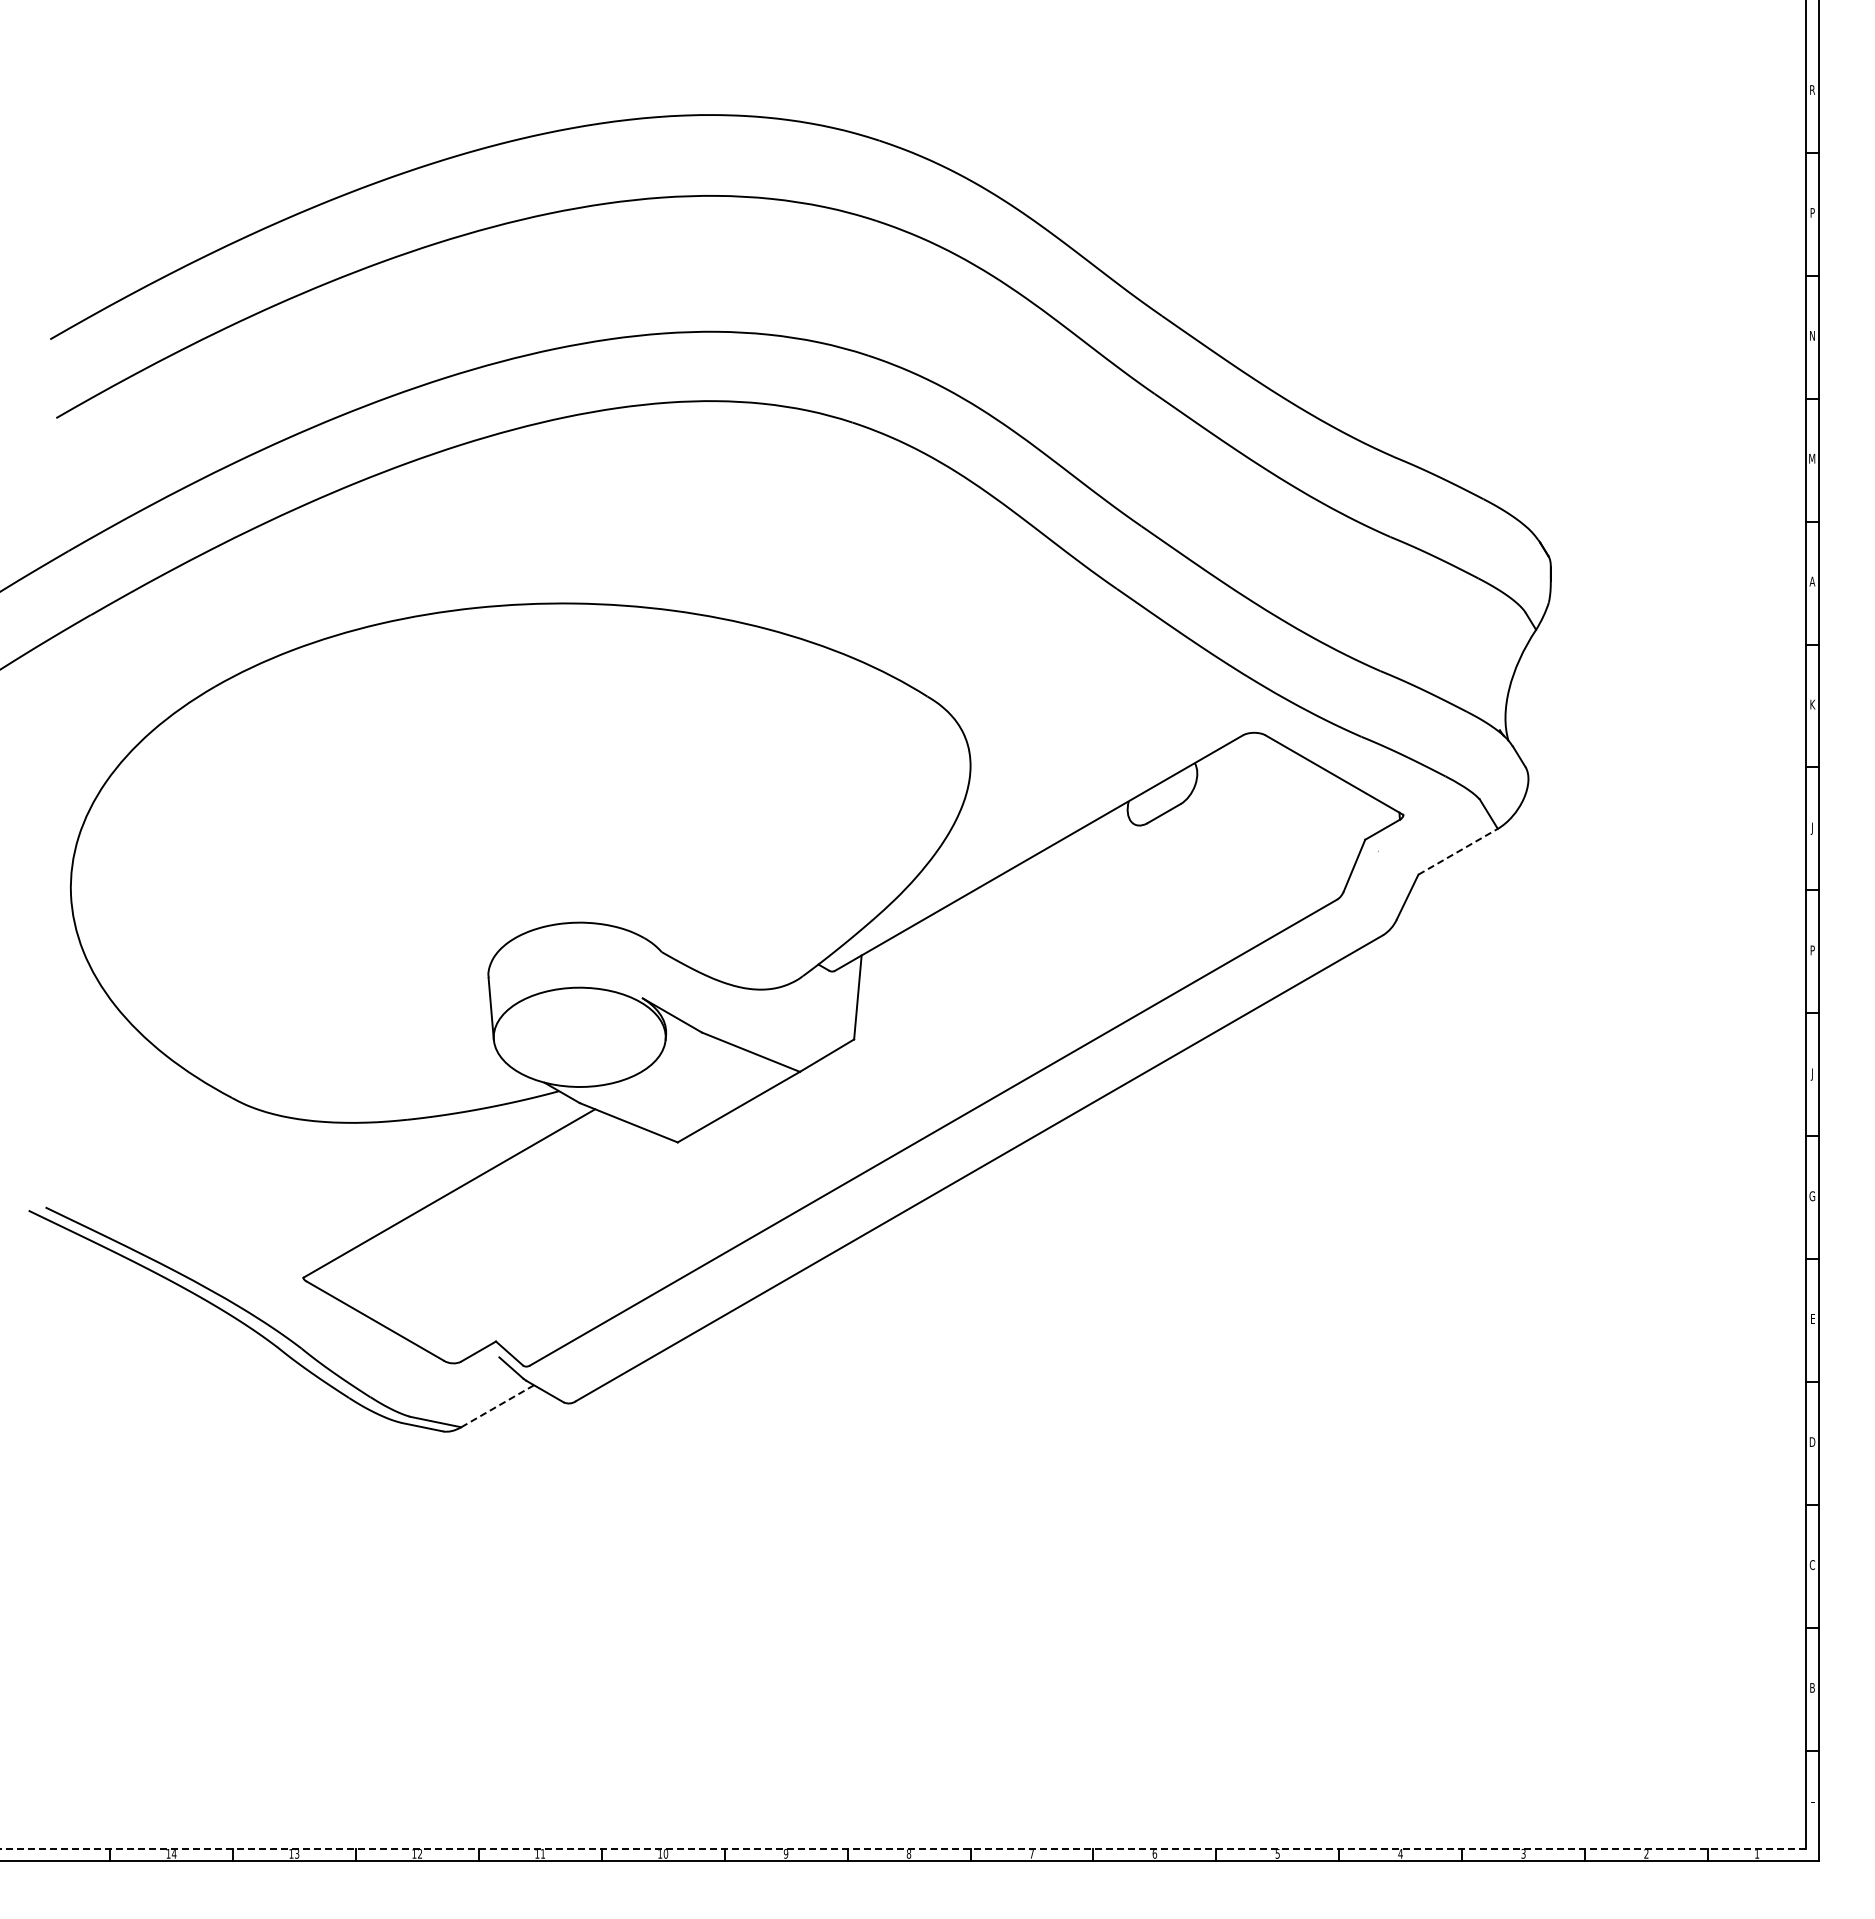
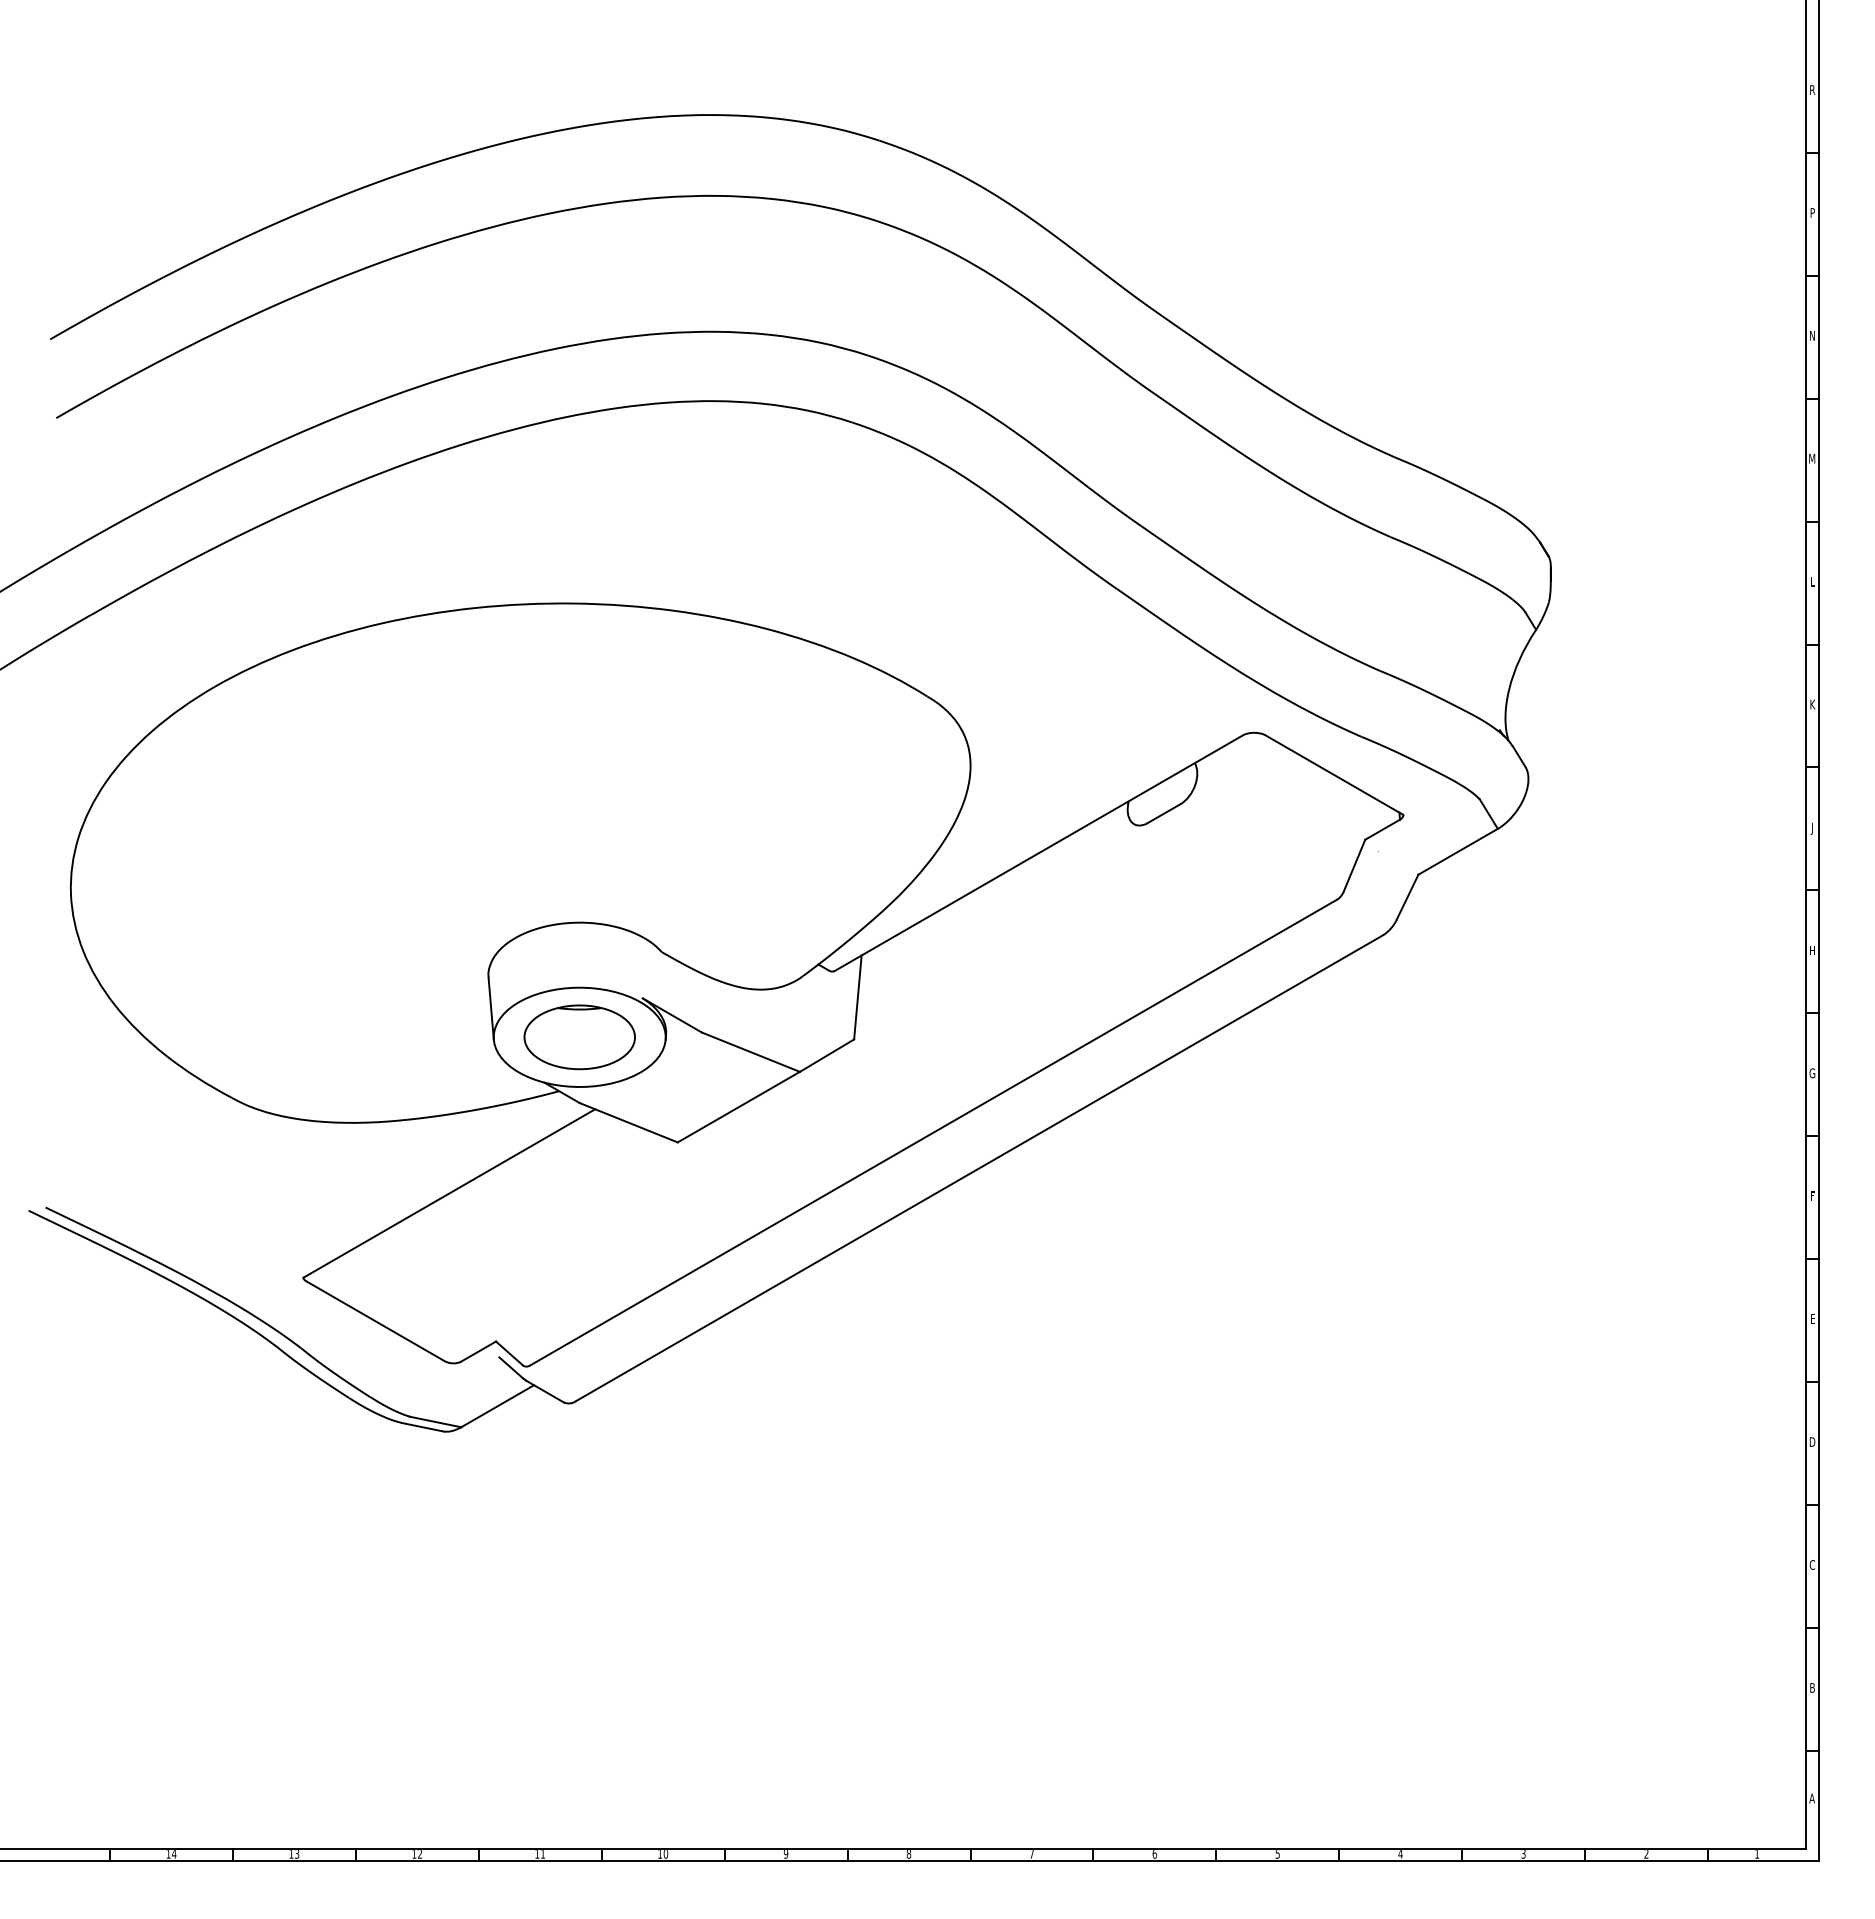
text: A -> L (1812, 581)
line: dashed -> solid (1458, 851)
text: P -> H (1812, 950)
part: none -> present (579, 1037)
text: J -> G (1812, 1074)
text: G -> F (1812, 1196)
line: dashed -> solid (498, 1406)
text: L -> A (1811, 1798)
line: dashed -> solid (902, 1849)
